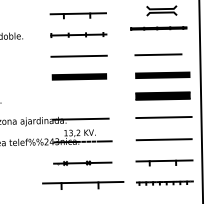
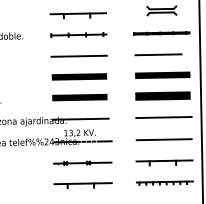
part position: (158, 28) -> (161, 33) (161, 33)
fill: none -> present (79, 97)
part size: 83x9 px -> 60x8 px (82, 185)
